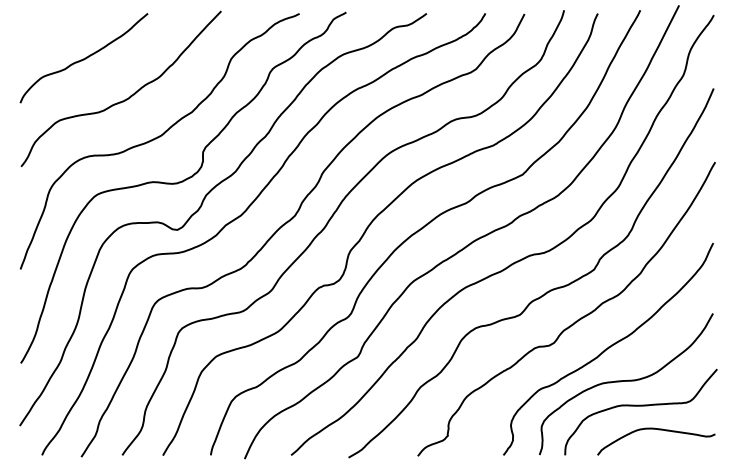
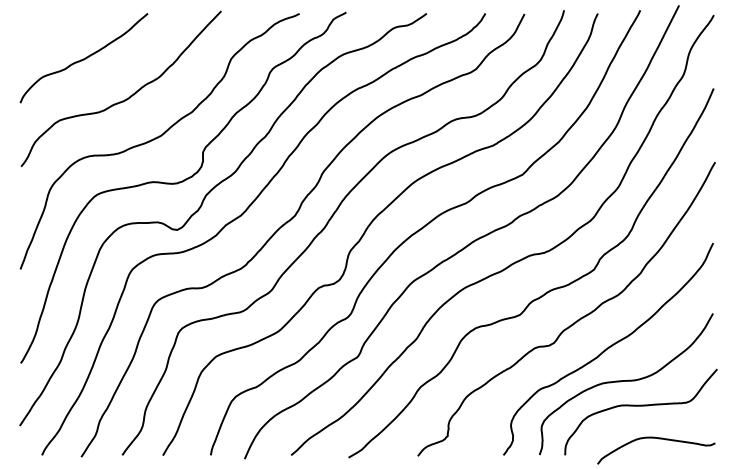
curve position: (658, 430) -> (658, 439) (658, 439)
